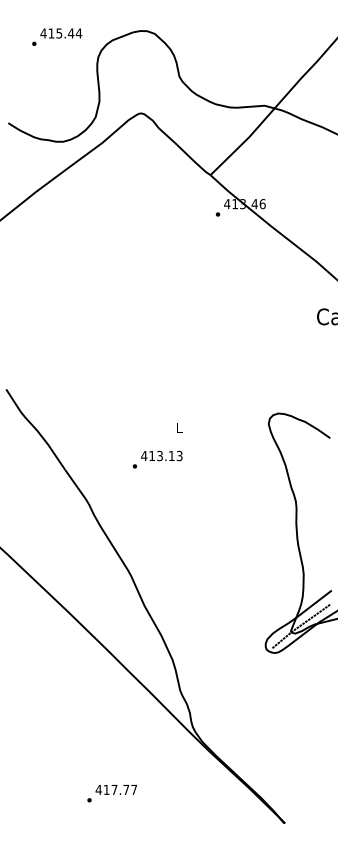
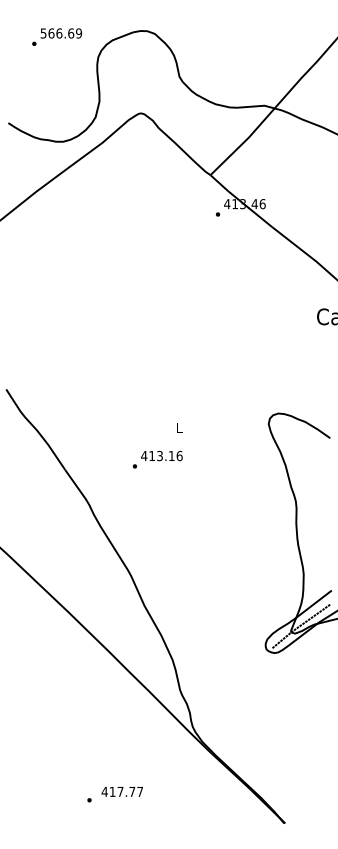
text: 415.44 -> 566.69 (61, 33)
text: 413.13 -> 413.16 (179, 455)
text position: (115, 789) -> (121, 791) (121, 791)
